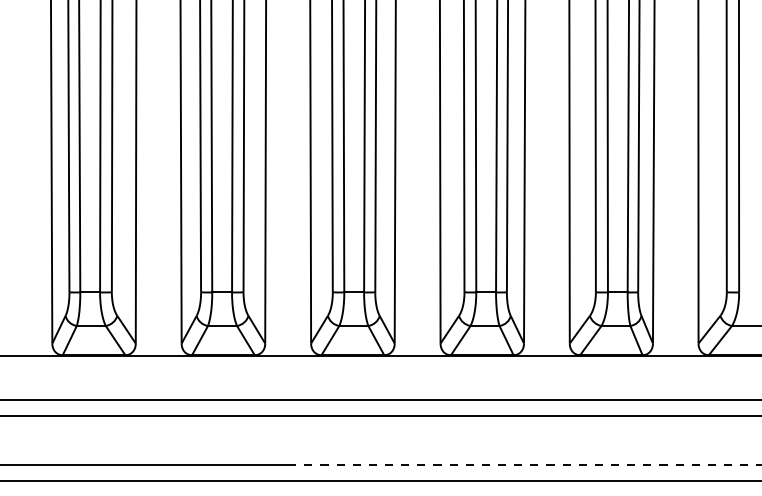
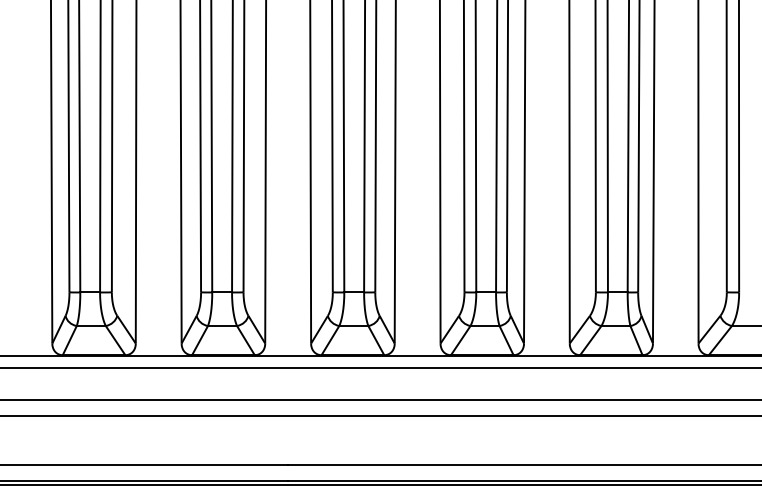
line: none -> present (380, 367)
line: dashed -> solid (524, 464)
line: none -> present (380, 484)
